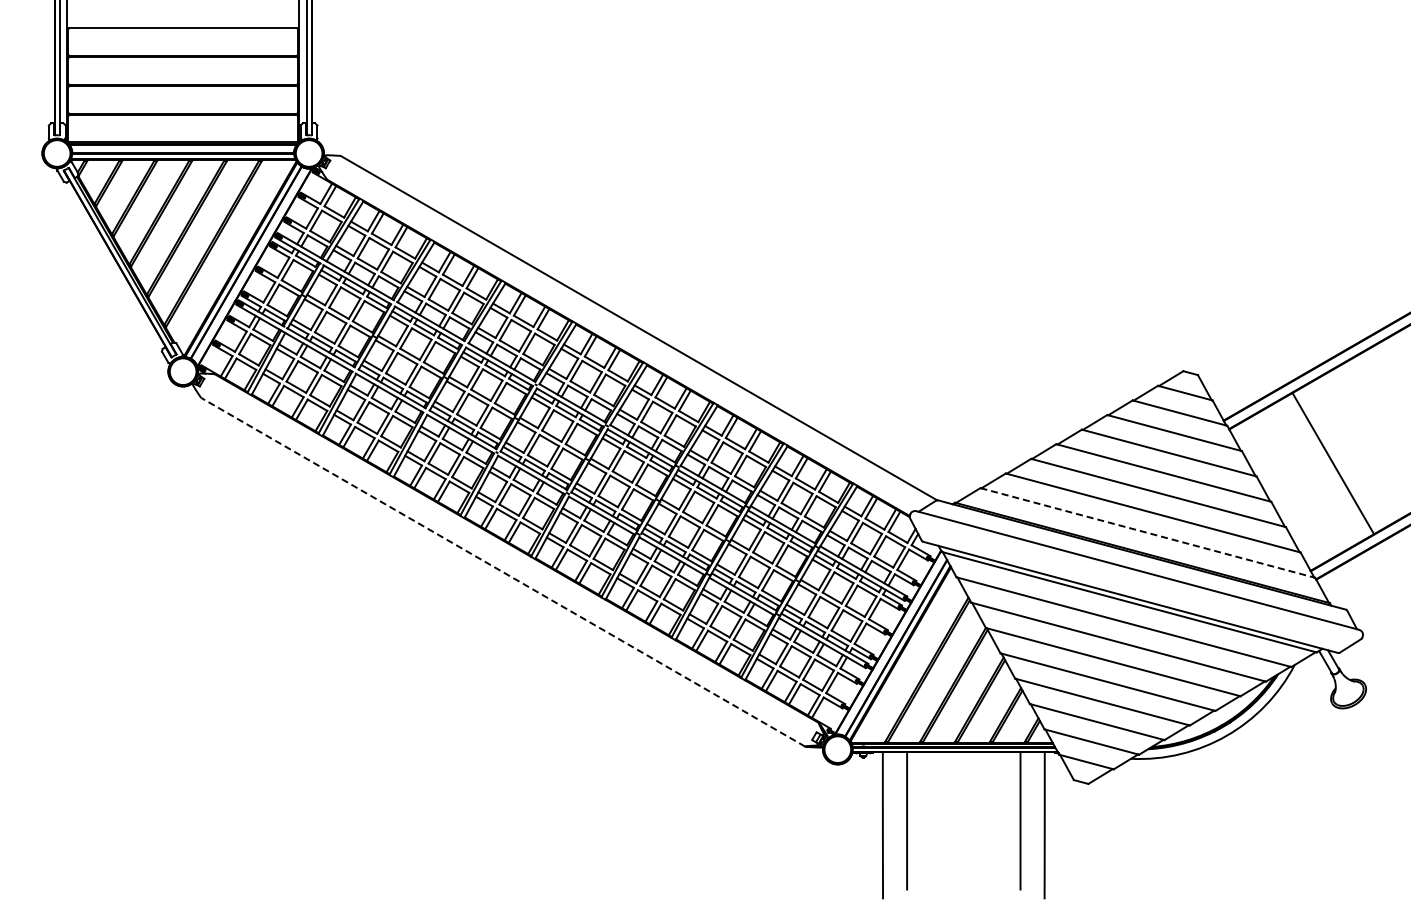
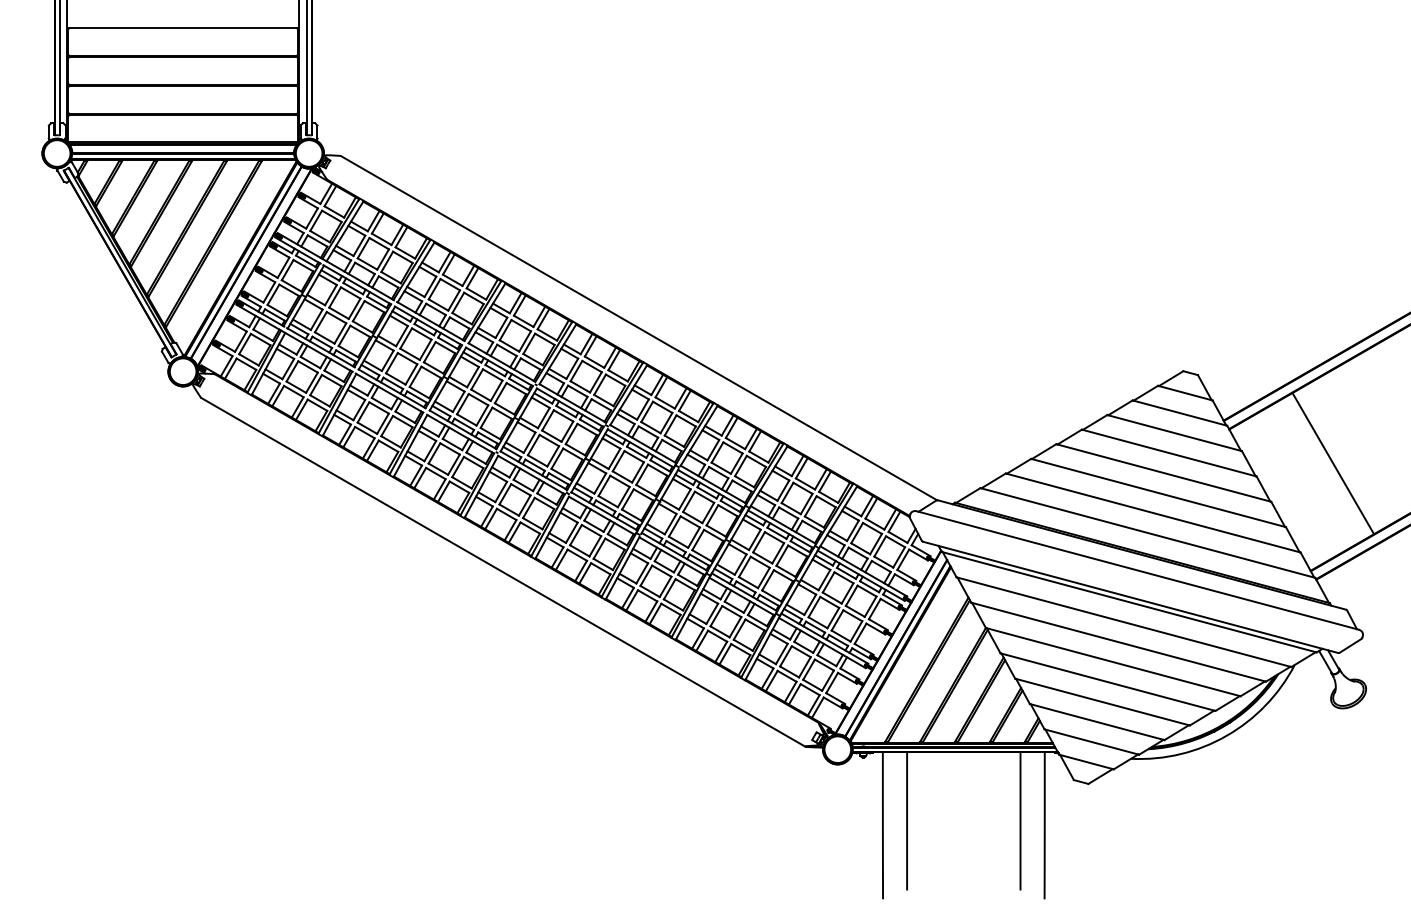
line: dashed -> solid (1148, 533)
line: dashed -> solid (503, 572)
